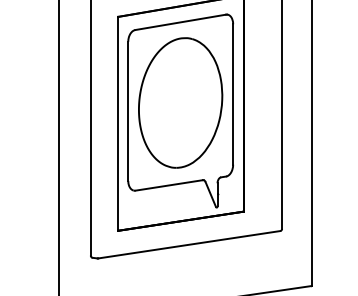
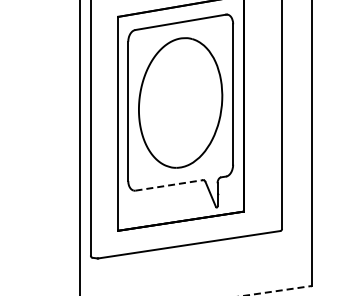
line position: (58, 147) -> (79, 147) (79, 147)
line: solid -> dashed (169, 185)
line: solid -> dashed (278, 290)
